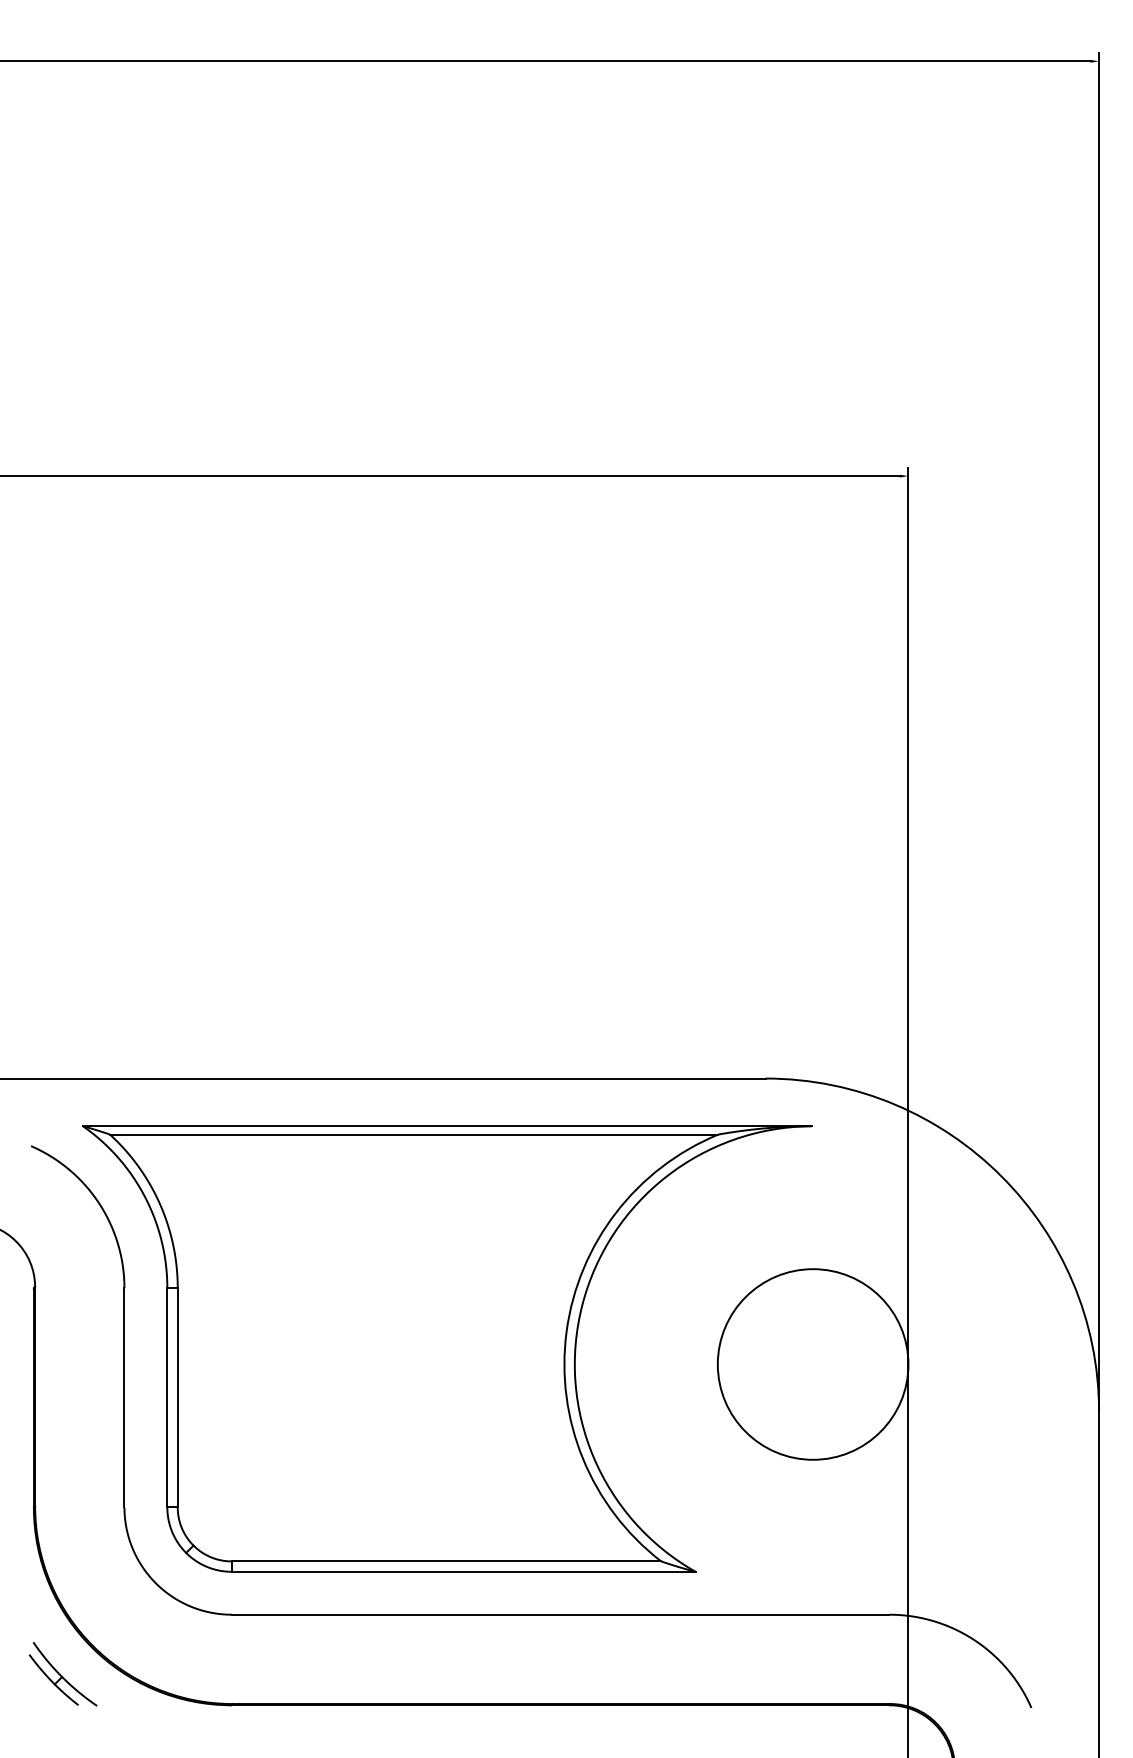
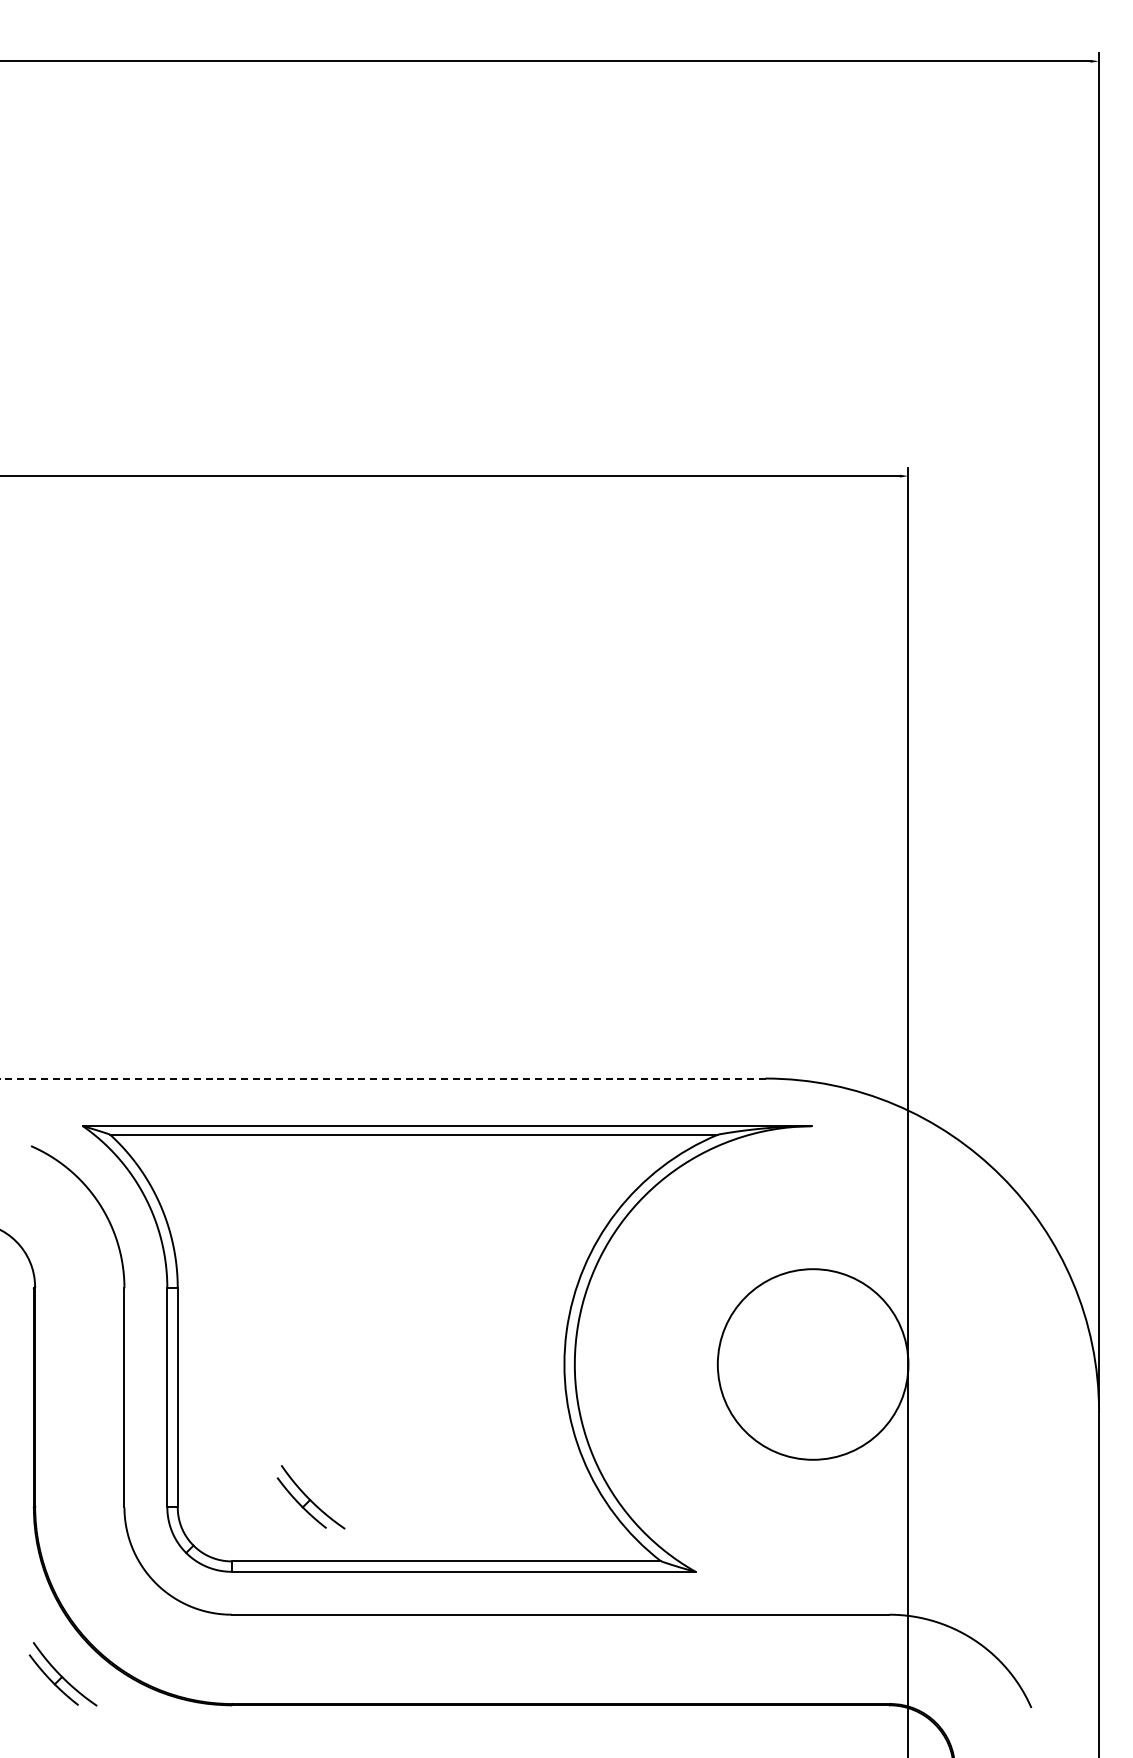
line: solid -> dashed (382, 1078)
part: none -> present (310, 1497)
